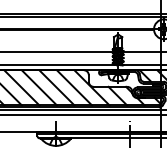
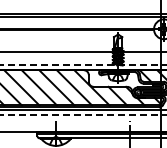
line: solid -> dashed (83, 65)
line: solid -> dashed (83, 114)
